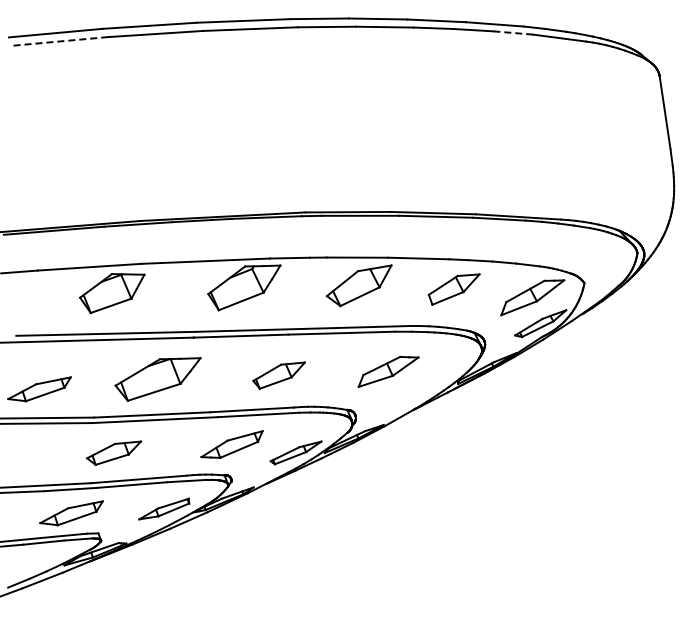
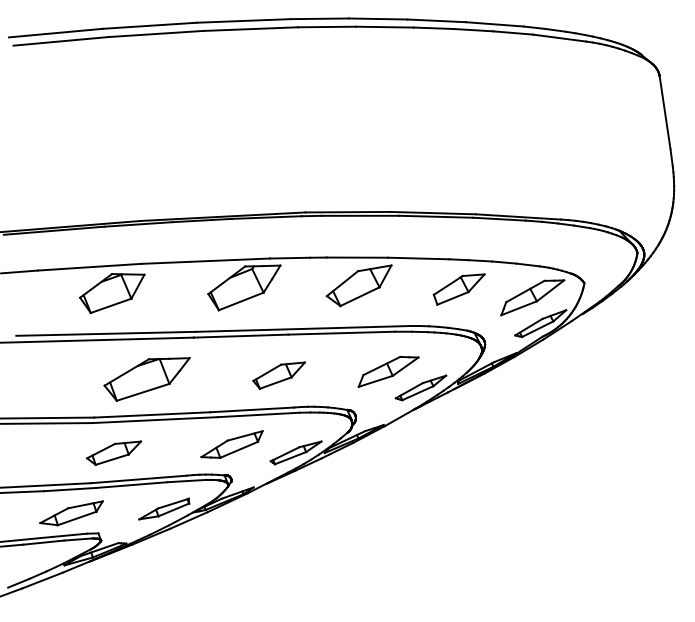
line: dashed -> solid (513, 32)
line: dashed -> solid (61, 41)
part position: (453, 289) -> (458, 289) (458, 289)
part position: (157, 379) -> (146, 379) (146, 379)
part: none -> present (420, 387)
part: present -> none (39, 389)
